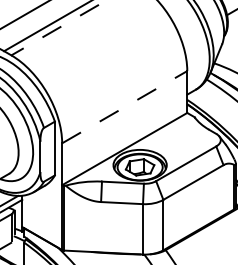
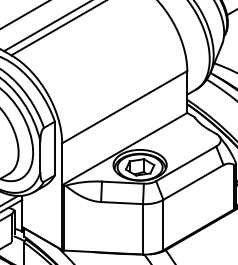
line: dashed -> solid (58, 28)
line: dashed -> solid (125, 106)
